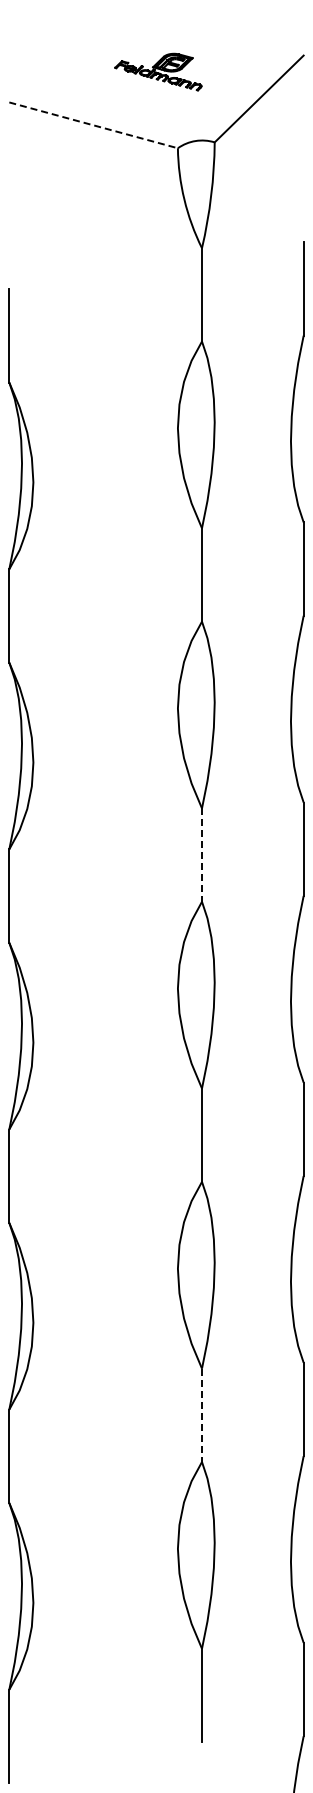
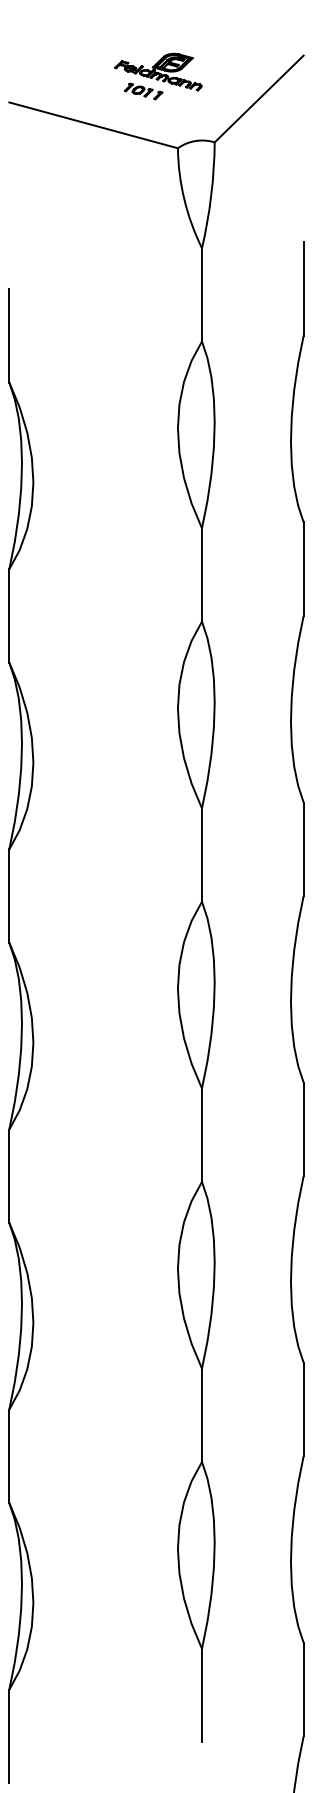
part: none -> present (143, 91)
line: dashed -> solid (94, 125)
line: dashed -> solid (202, 855)
line: dashed -> solid (202, 1415)
